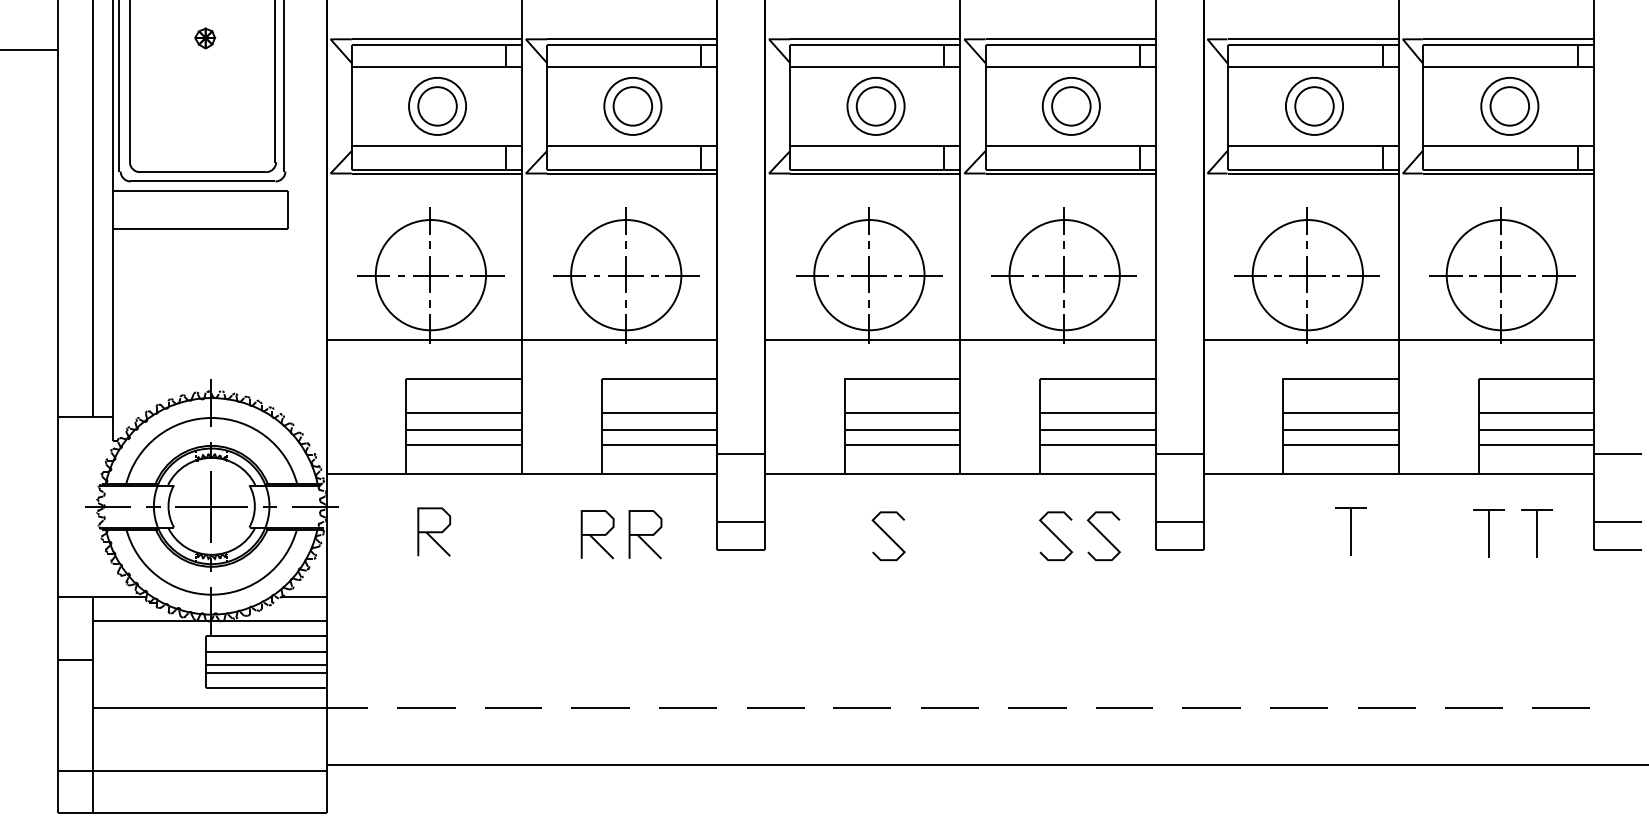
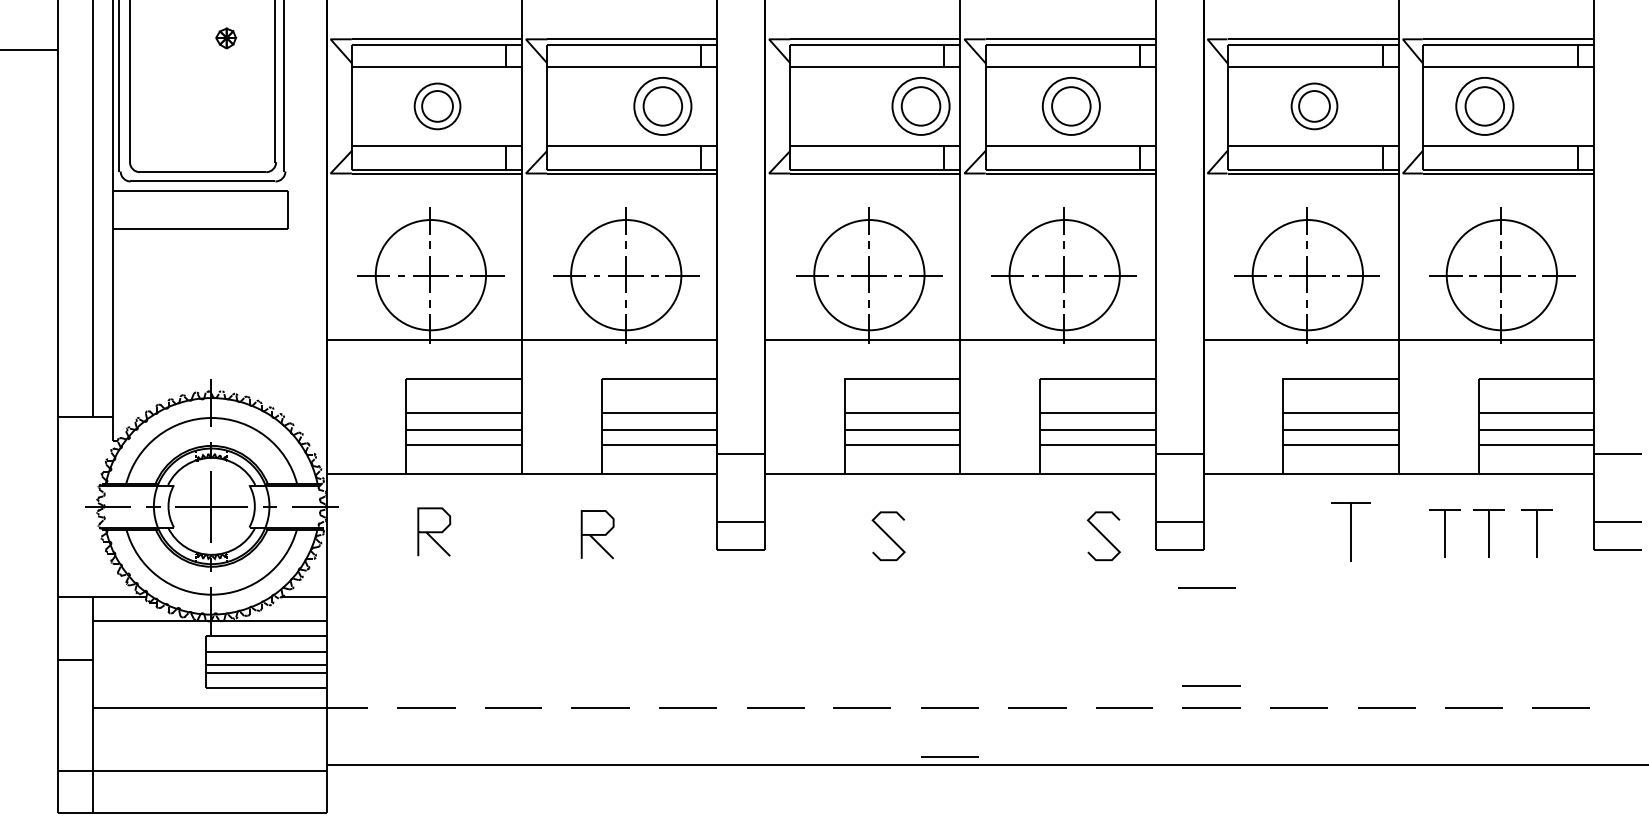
part position: (205, 38) -> (226, 38) (226, 38)
part size: 59x59 px -> 49x49 px (437, 106)
part position: (632, 106) -> (662, 106) (662, 106)
part position: (875, 106) -> (920, 106) (920, 106)
part size: 59x59 px -> 49x49 px (1314, 106)
part position: (1509, 106) -> (1484, 106) (1484, 106)
part size: 32x49 px -> 40x60 px (1350, 531)
part: none -> present (1444, 533)
part: present -> none (645, 534)
curve: present -> none (1056, 536)
line: none -> present (1206, 587)
line: none -> present (1211, 685)
line: none -> present (949, 756)
